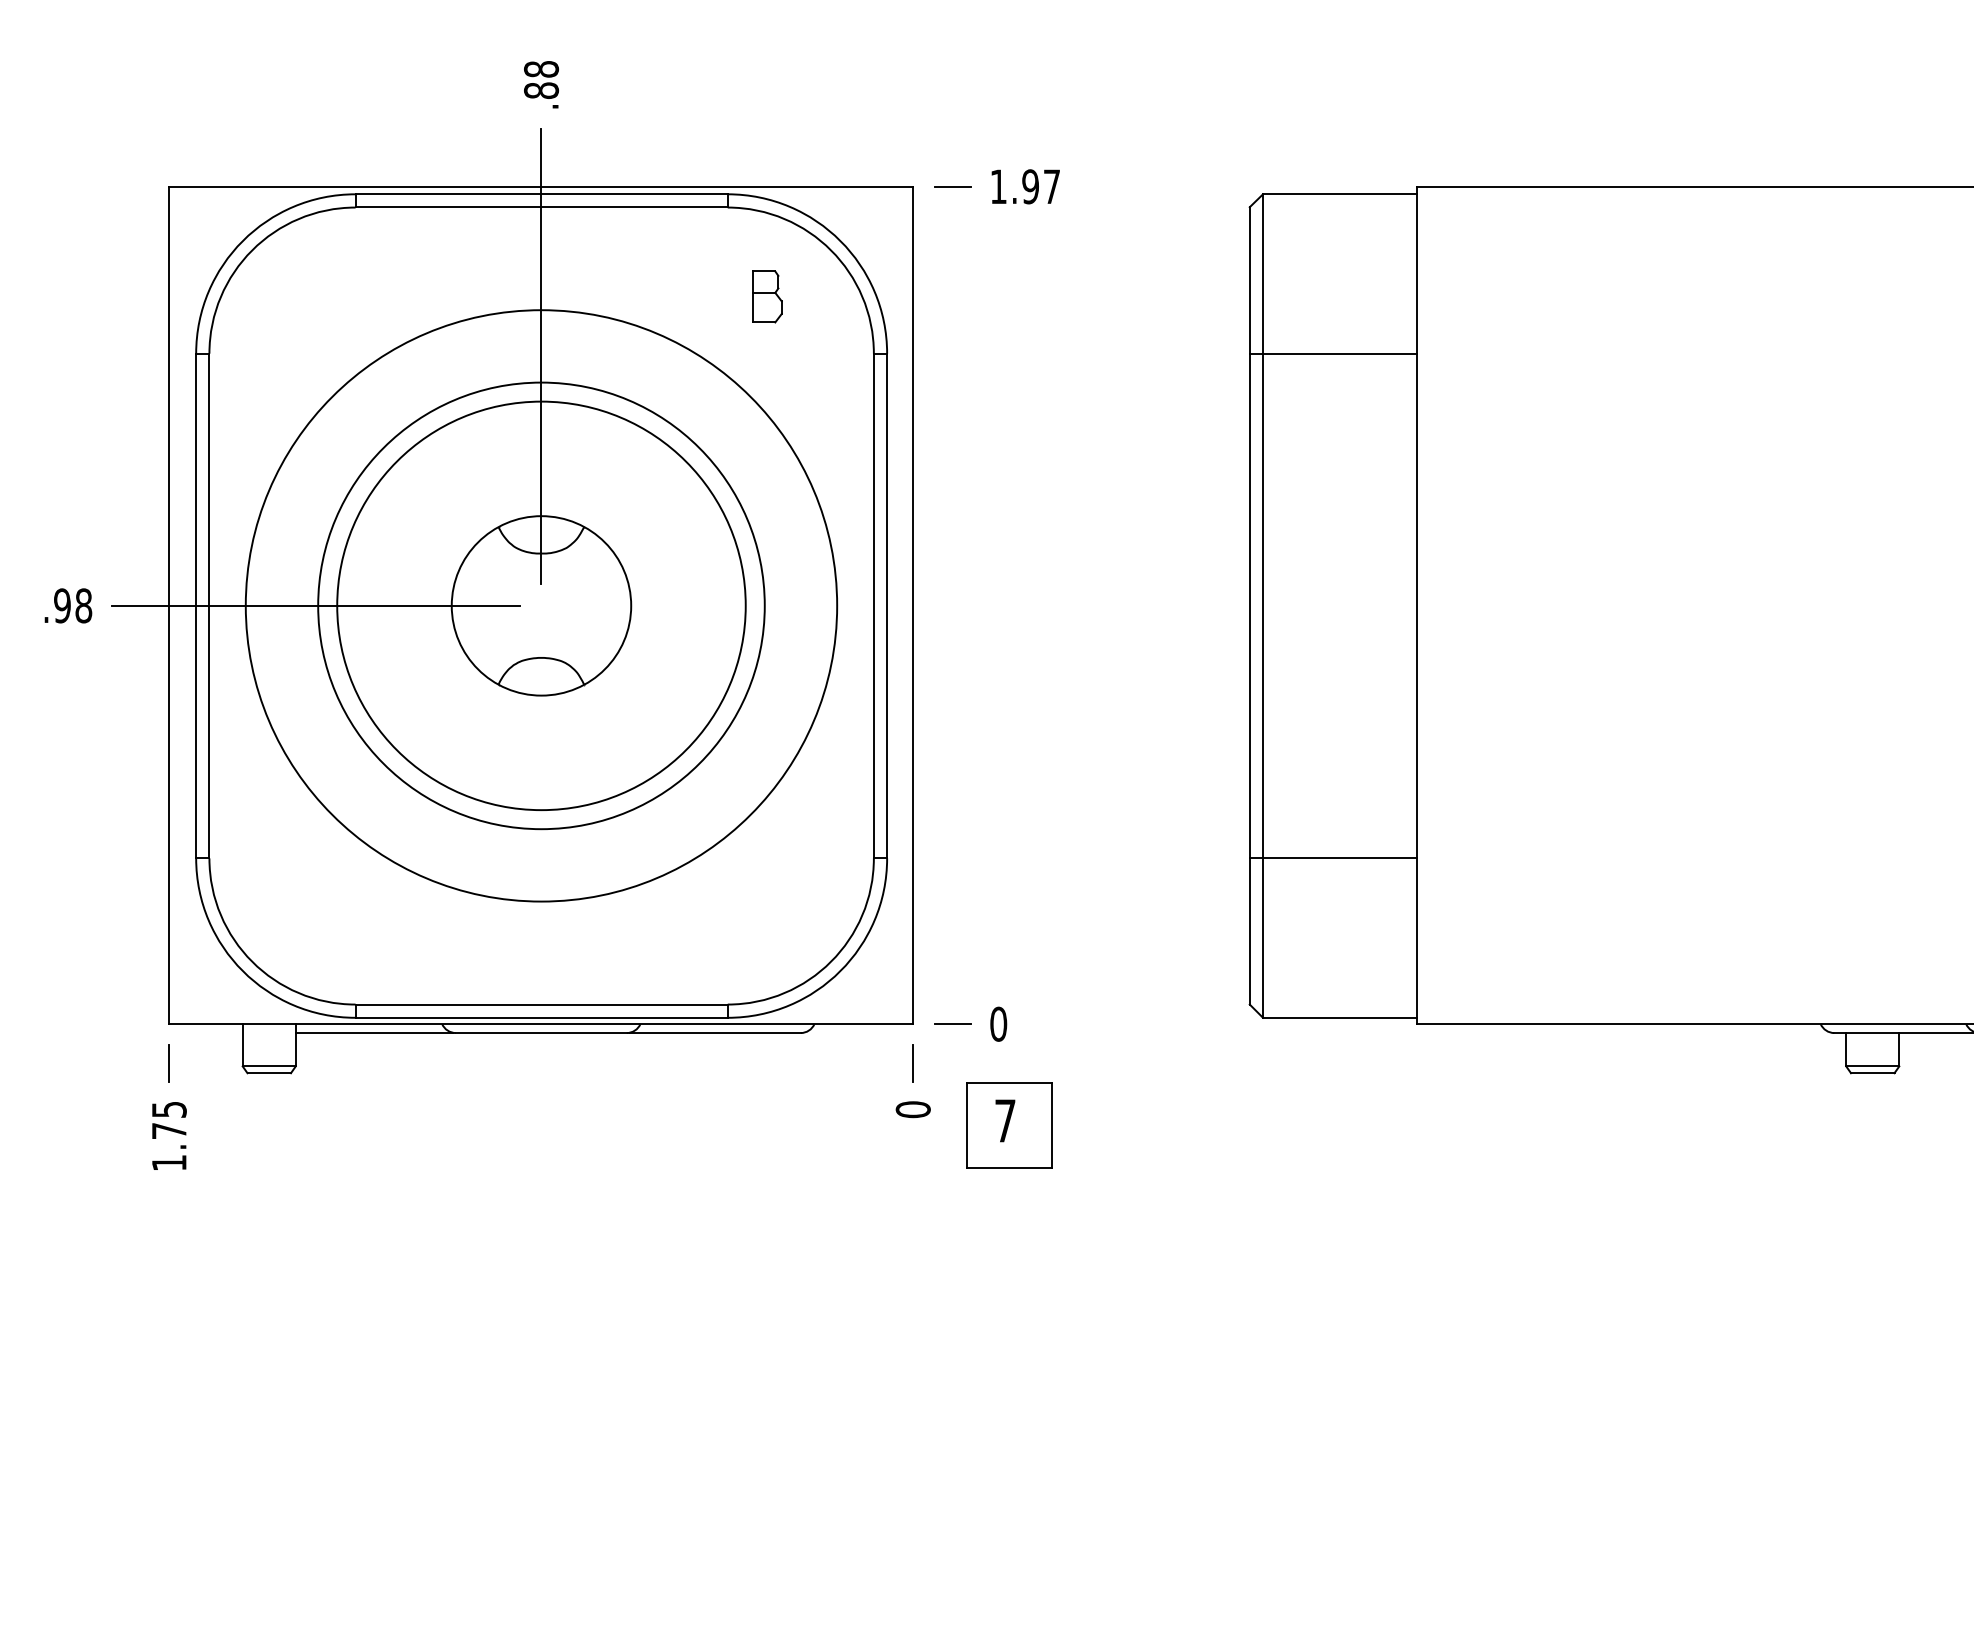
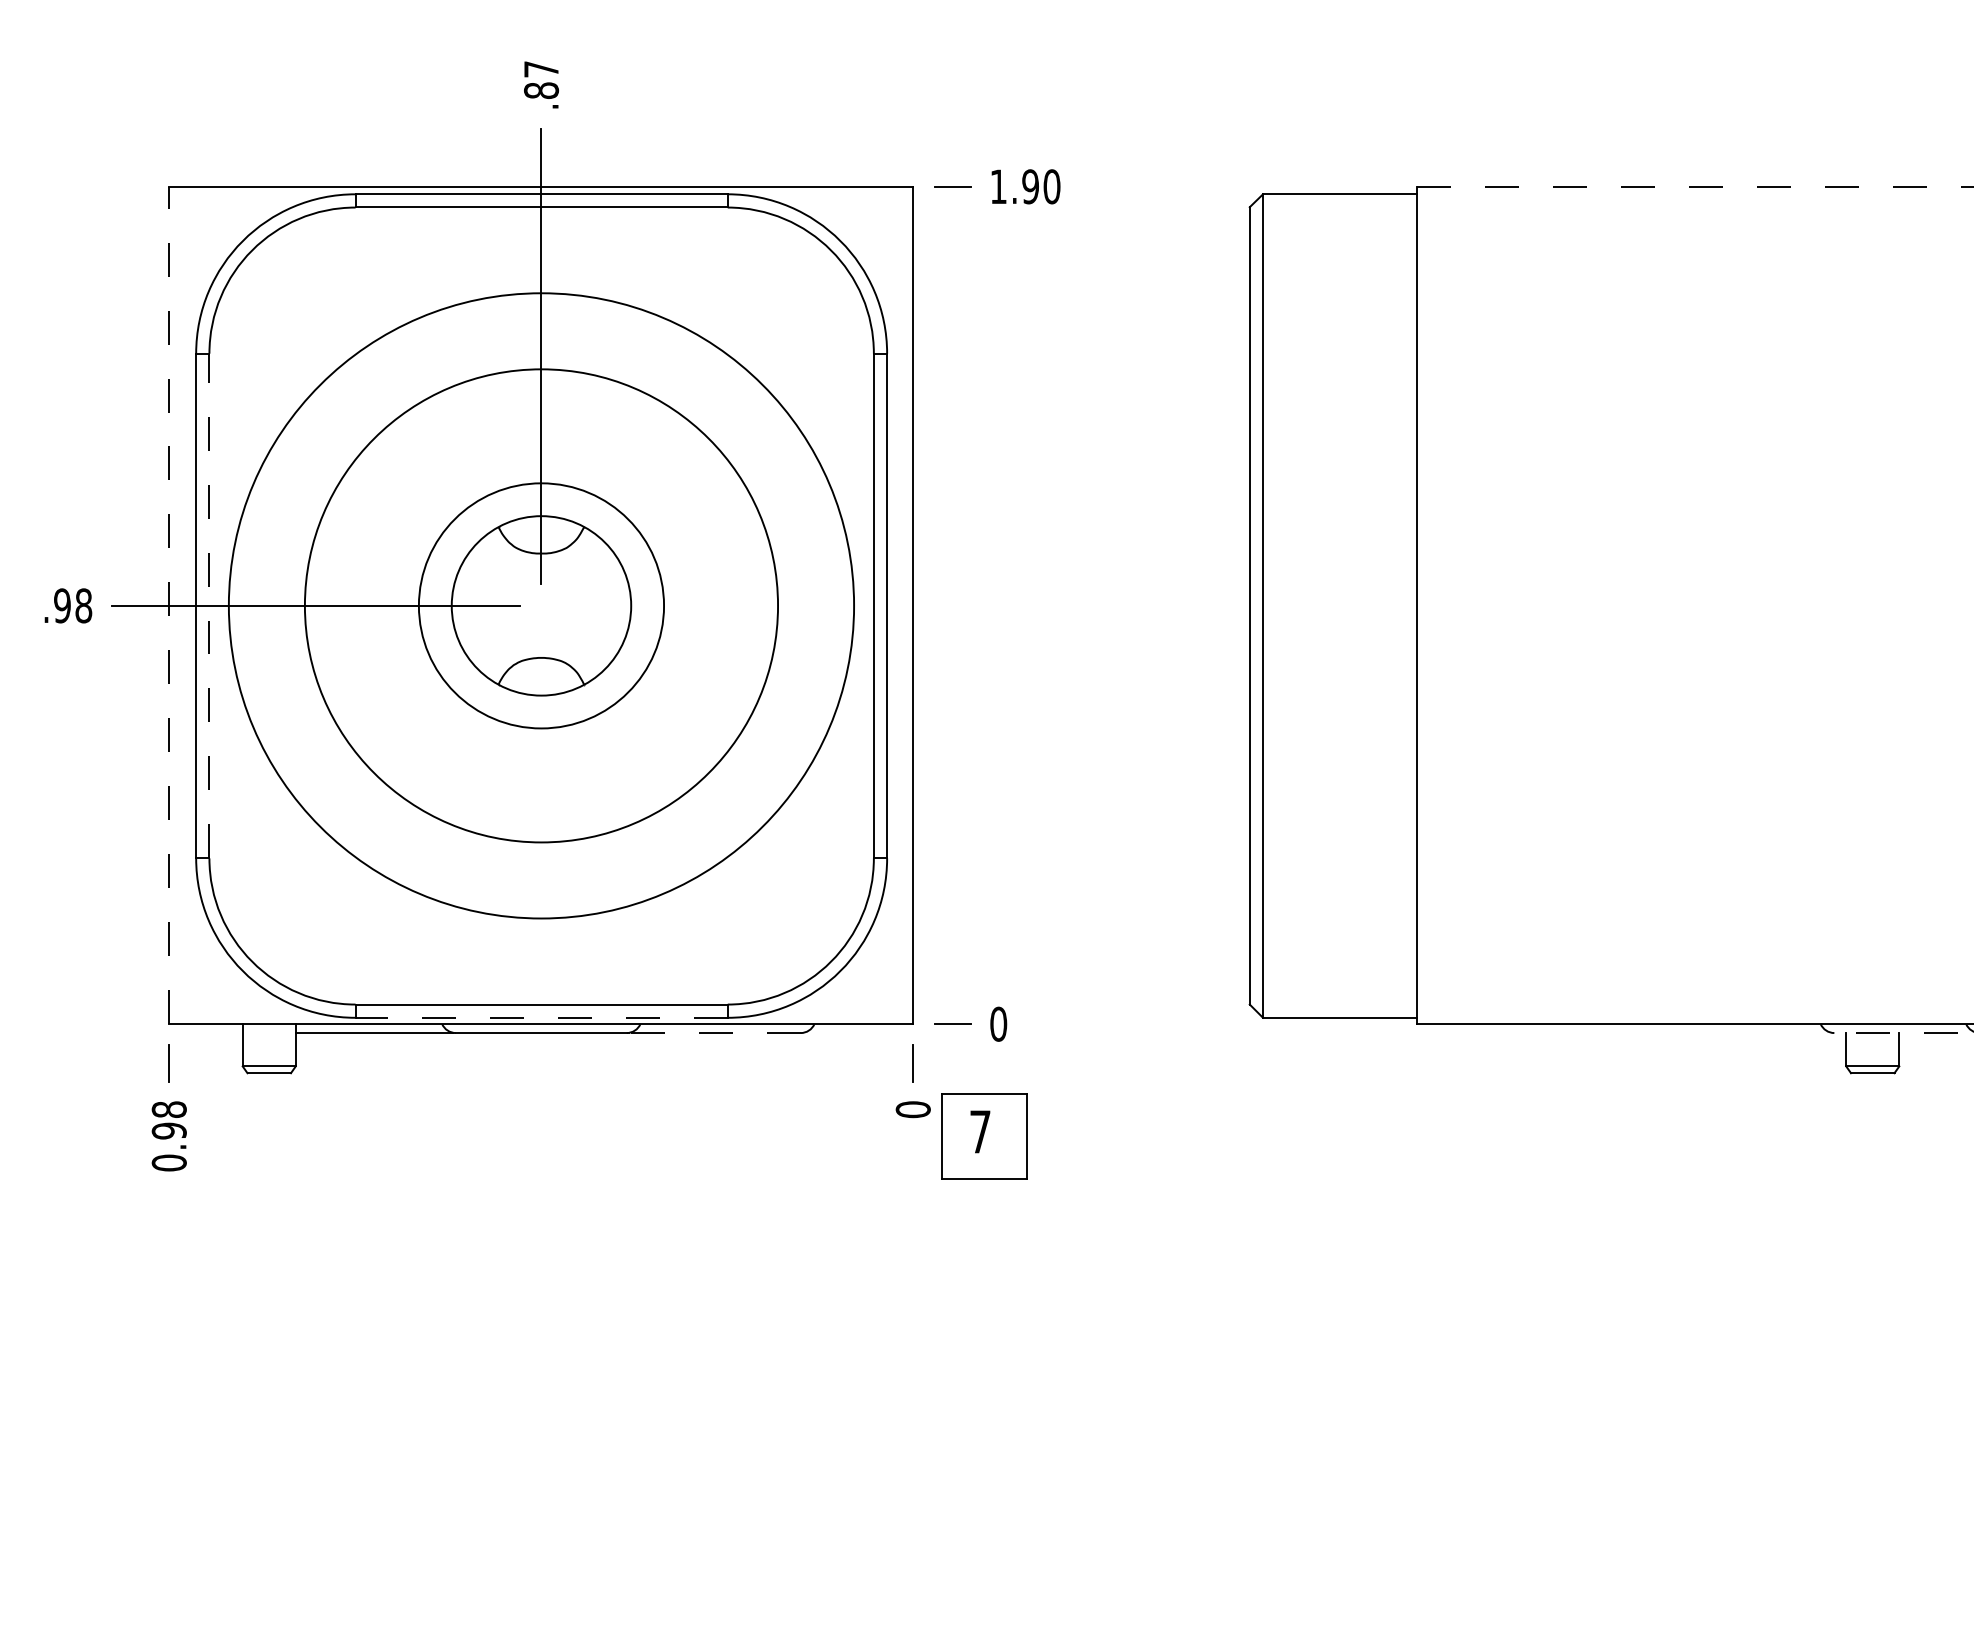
text: .88 -> .87 (541, 69)
text: 1.97 -> 1.90 (1051, 186)
line: solid -> dashed (1696, 186)
part: present -> none (767, 296)
line: present -> none (1333, 353)
line: solid -> dashed (169, 605)
line: solid -> dashed (209, 605)
circle diameter: 409 px -> 245 px (541, 605)
circle diameter: 447 px -> 625 px (541, 605)
circle diameter: 591 px -> 473 px (541, 605)
line: present -> none (1333, 858)
line: solid -> dashed (541, 1017)
line: solid -> dashed (714, 1033)
line: solid -> dashed (1903, 1033)
part position: (1009, 1125) -> (984, 1136) (984, 1136)
text: 1.75 -> 0.98 (168, 1136)
